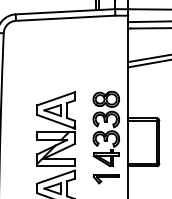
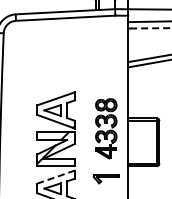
line: solid -> dashed (150, 28)
part size: 28x77 px -> 23x62 px (106, 128)
line: solid -> dashed (56, 177)
